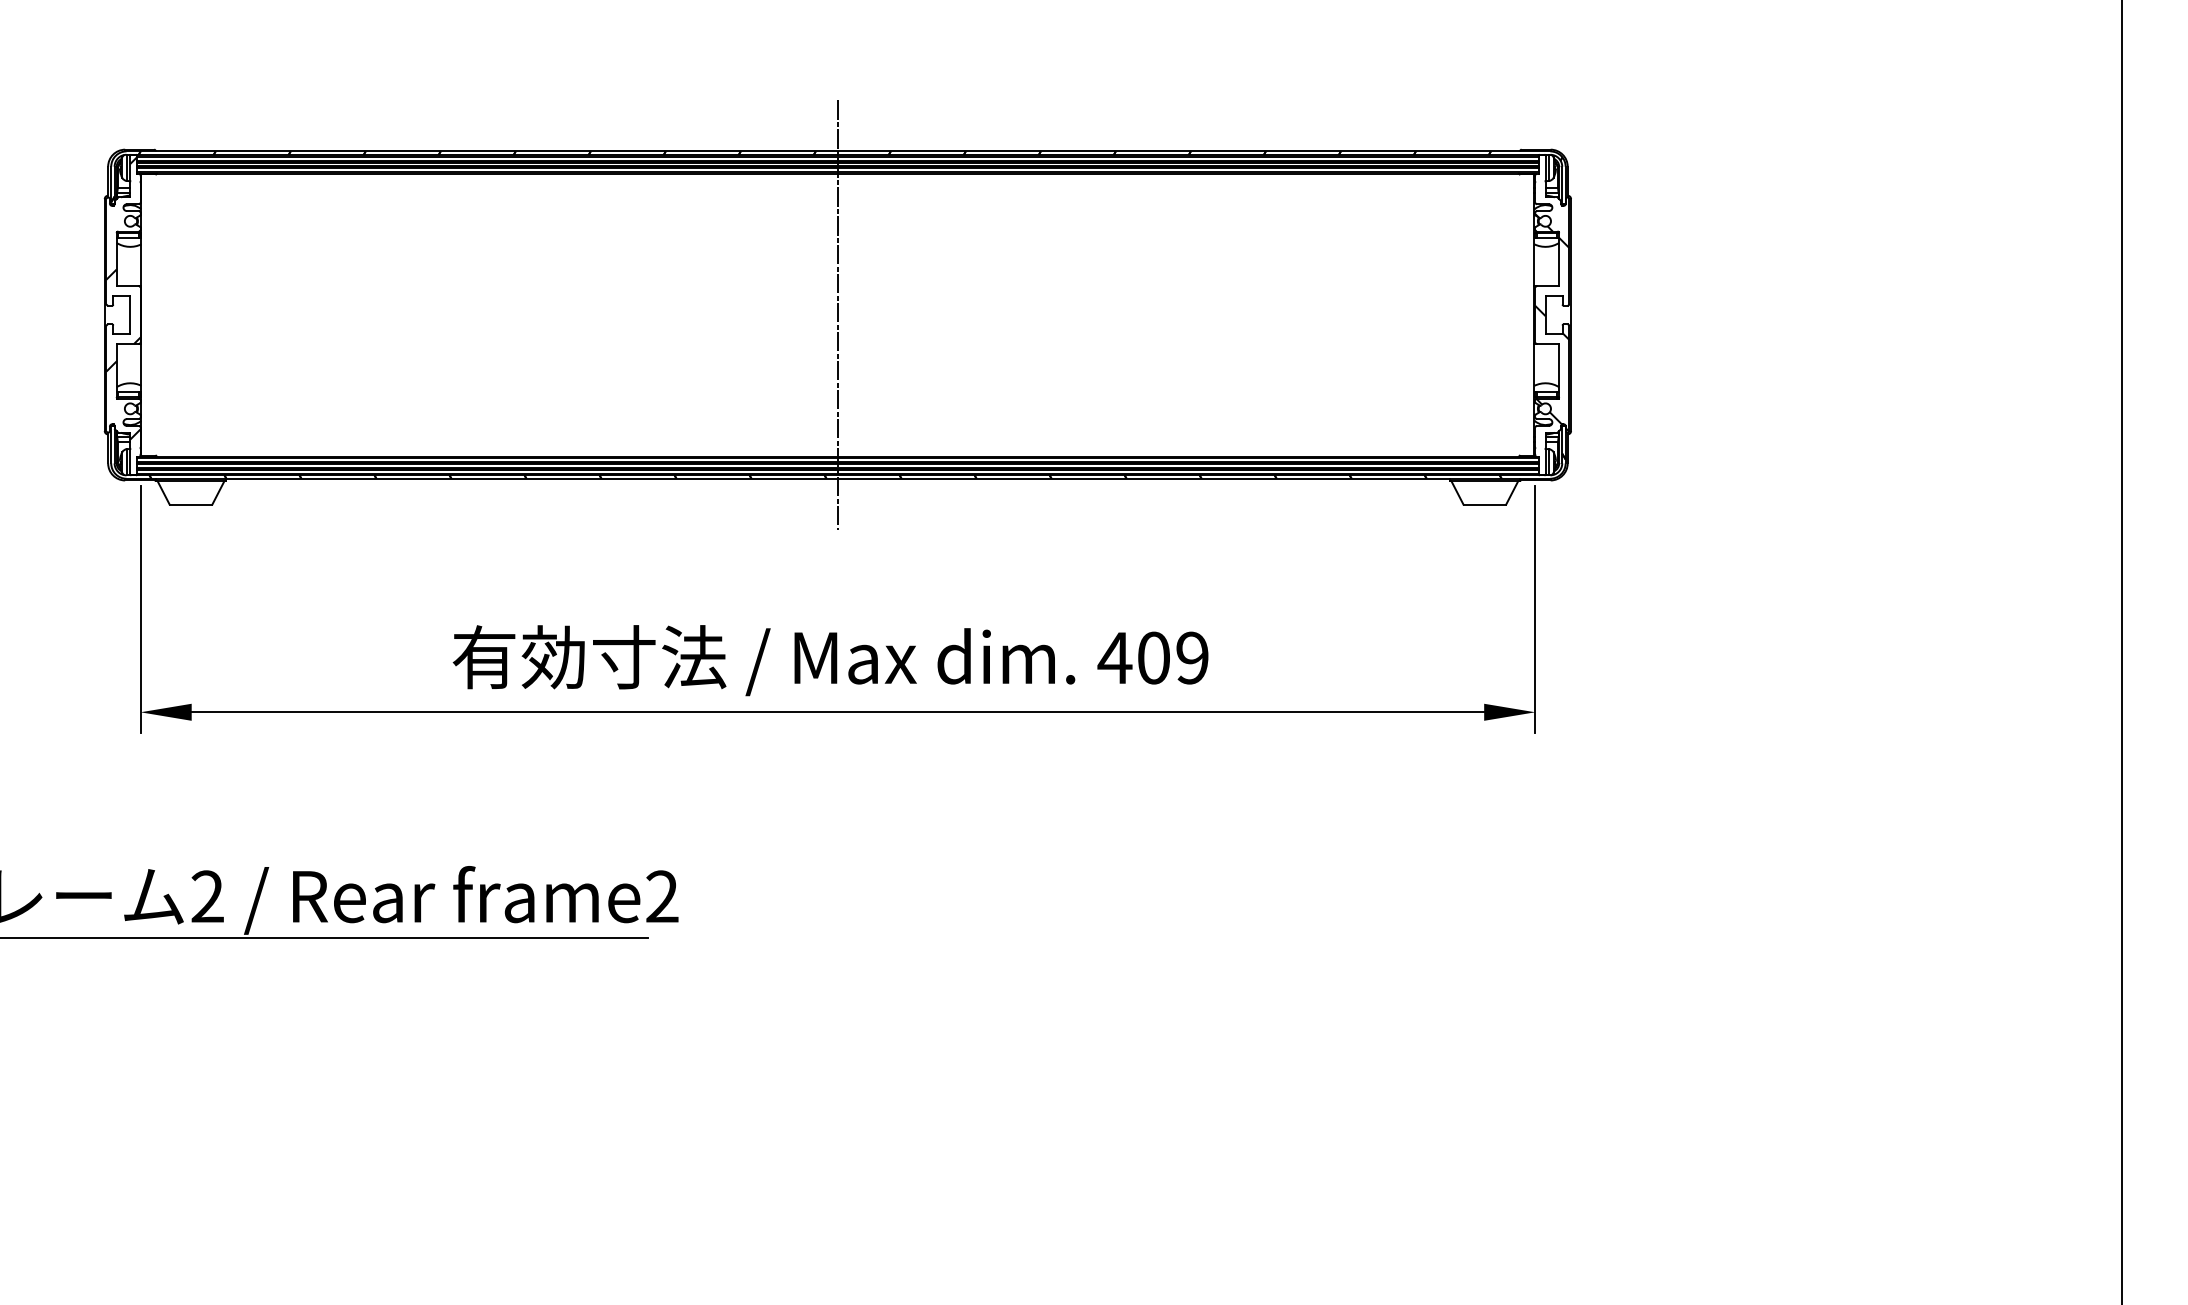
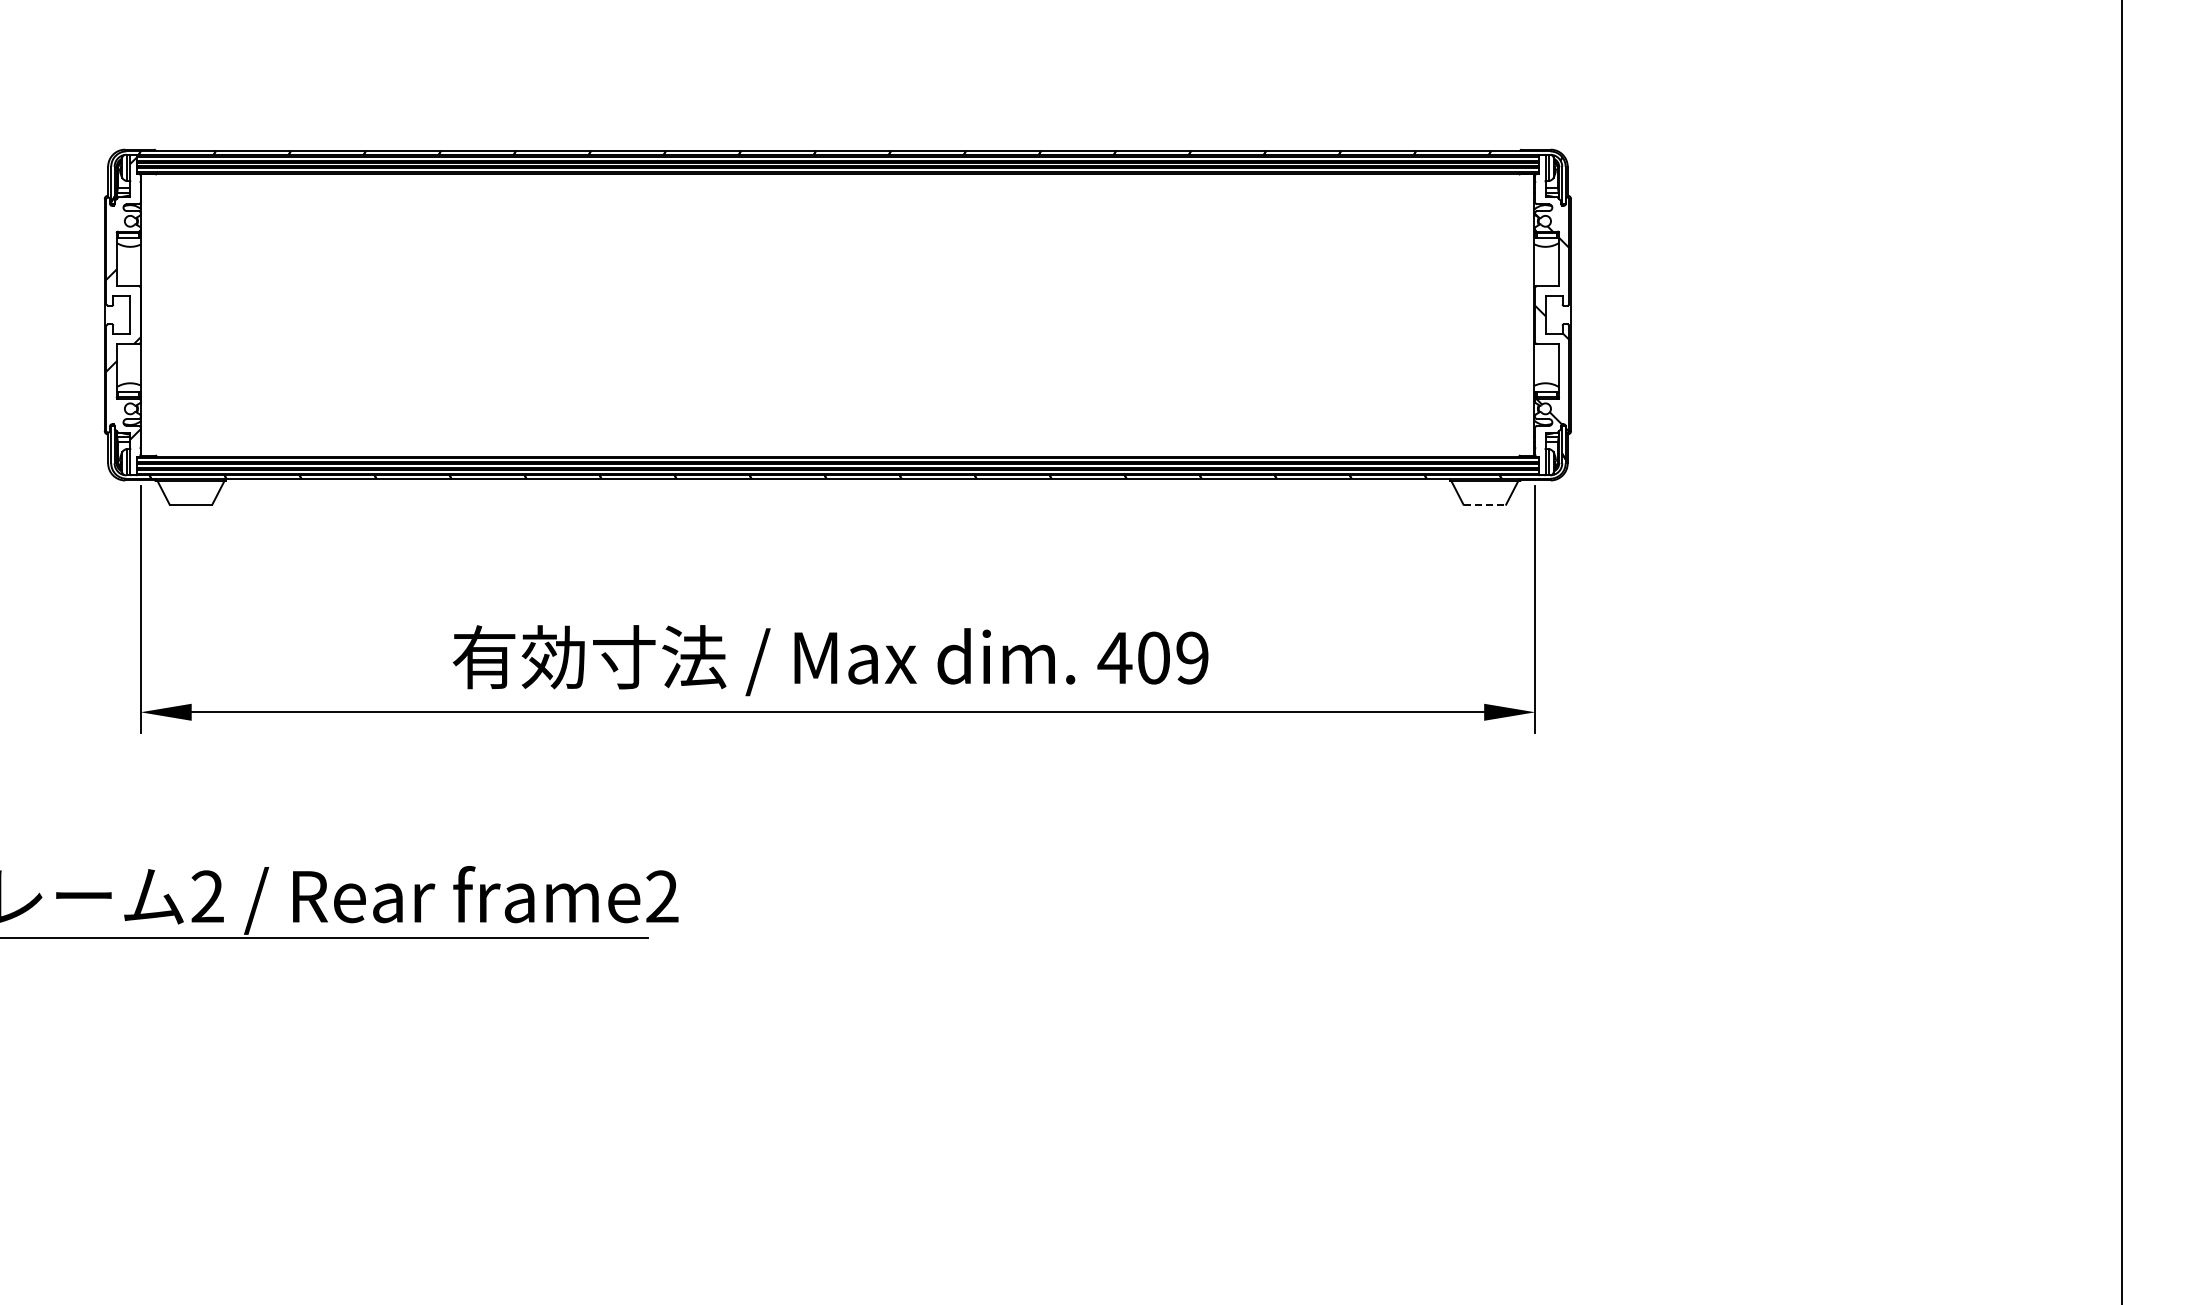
line: present -> none (838, 314)
line: solid -> dashed (1485, 504)
